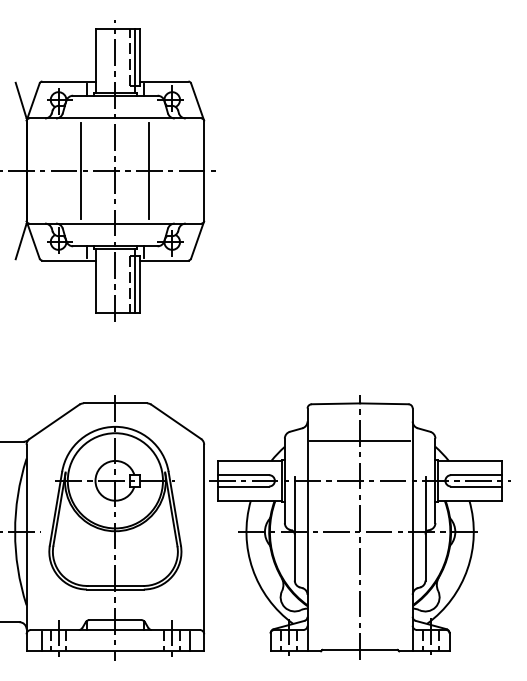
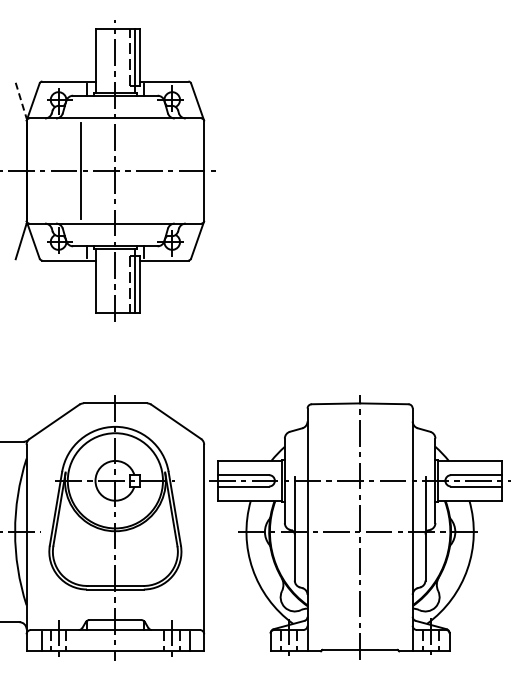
line: solid -> dashed (21, 100)
line: present -> none (149, 170)
line: present -> none (359, 441)
